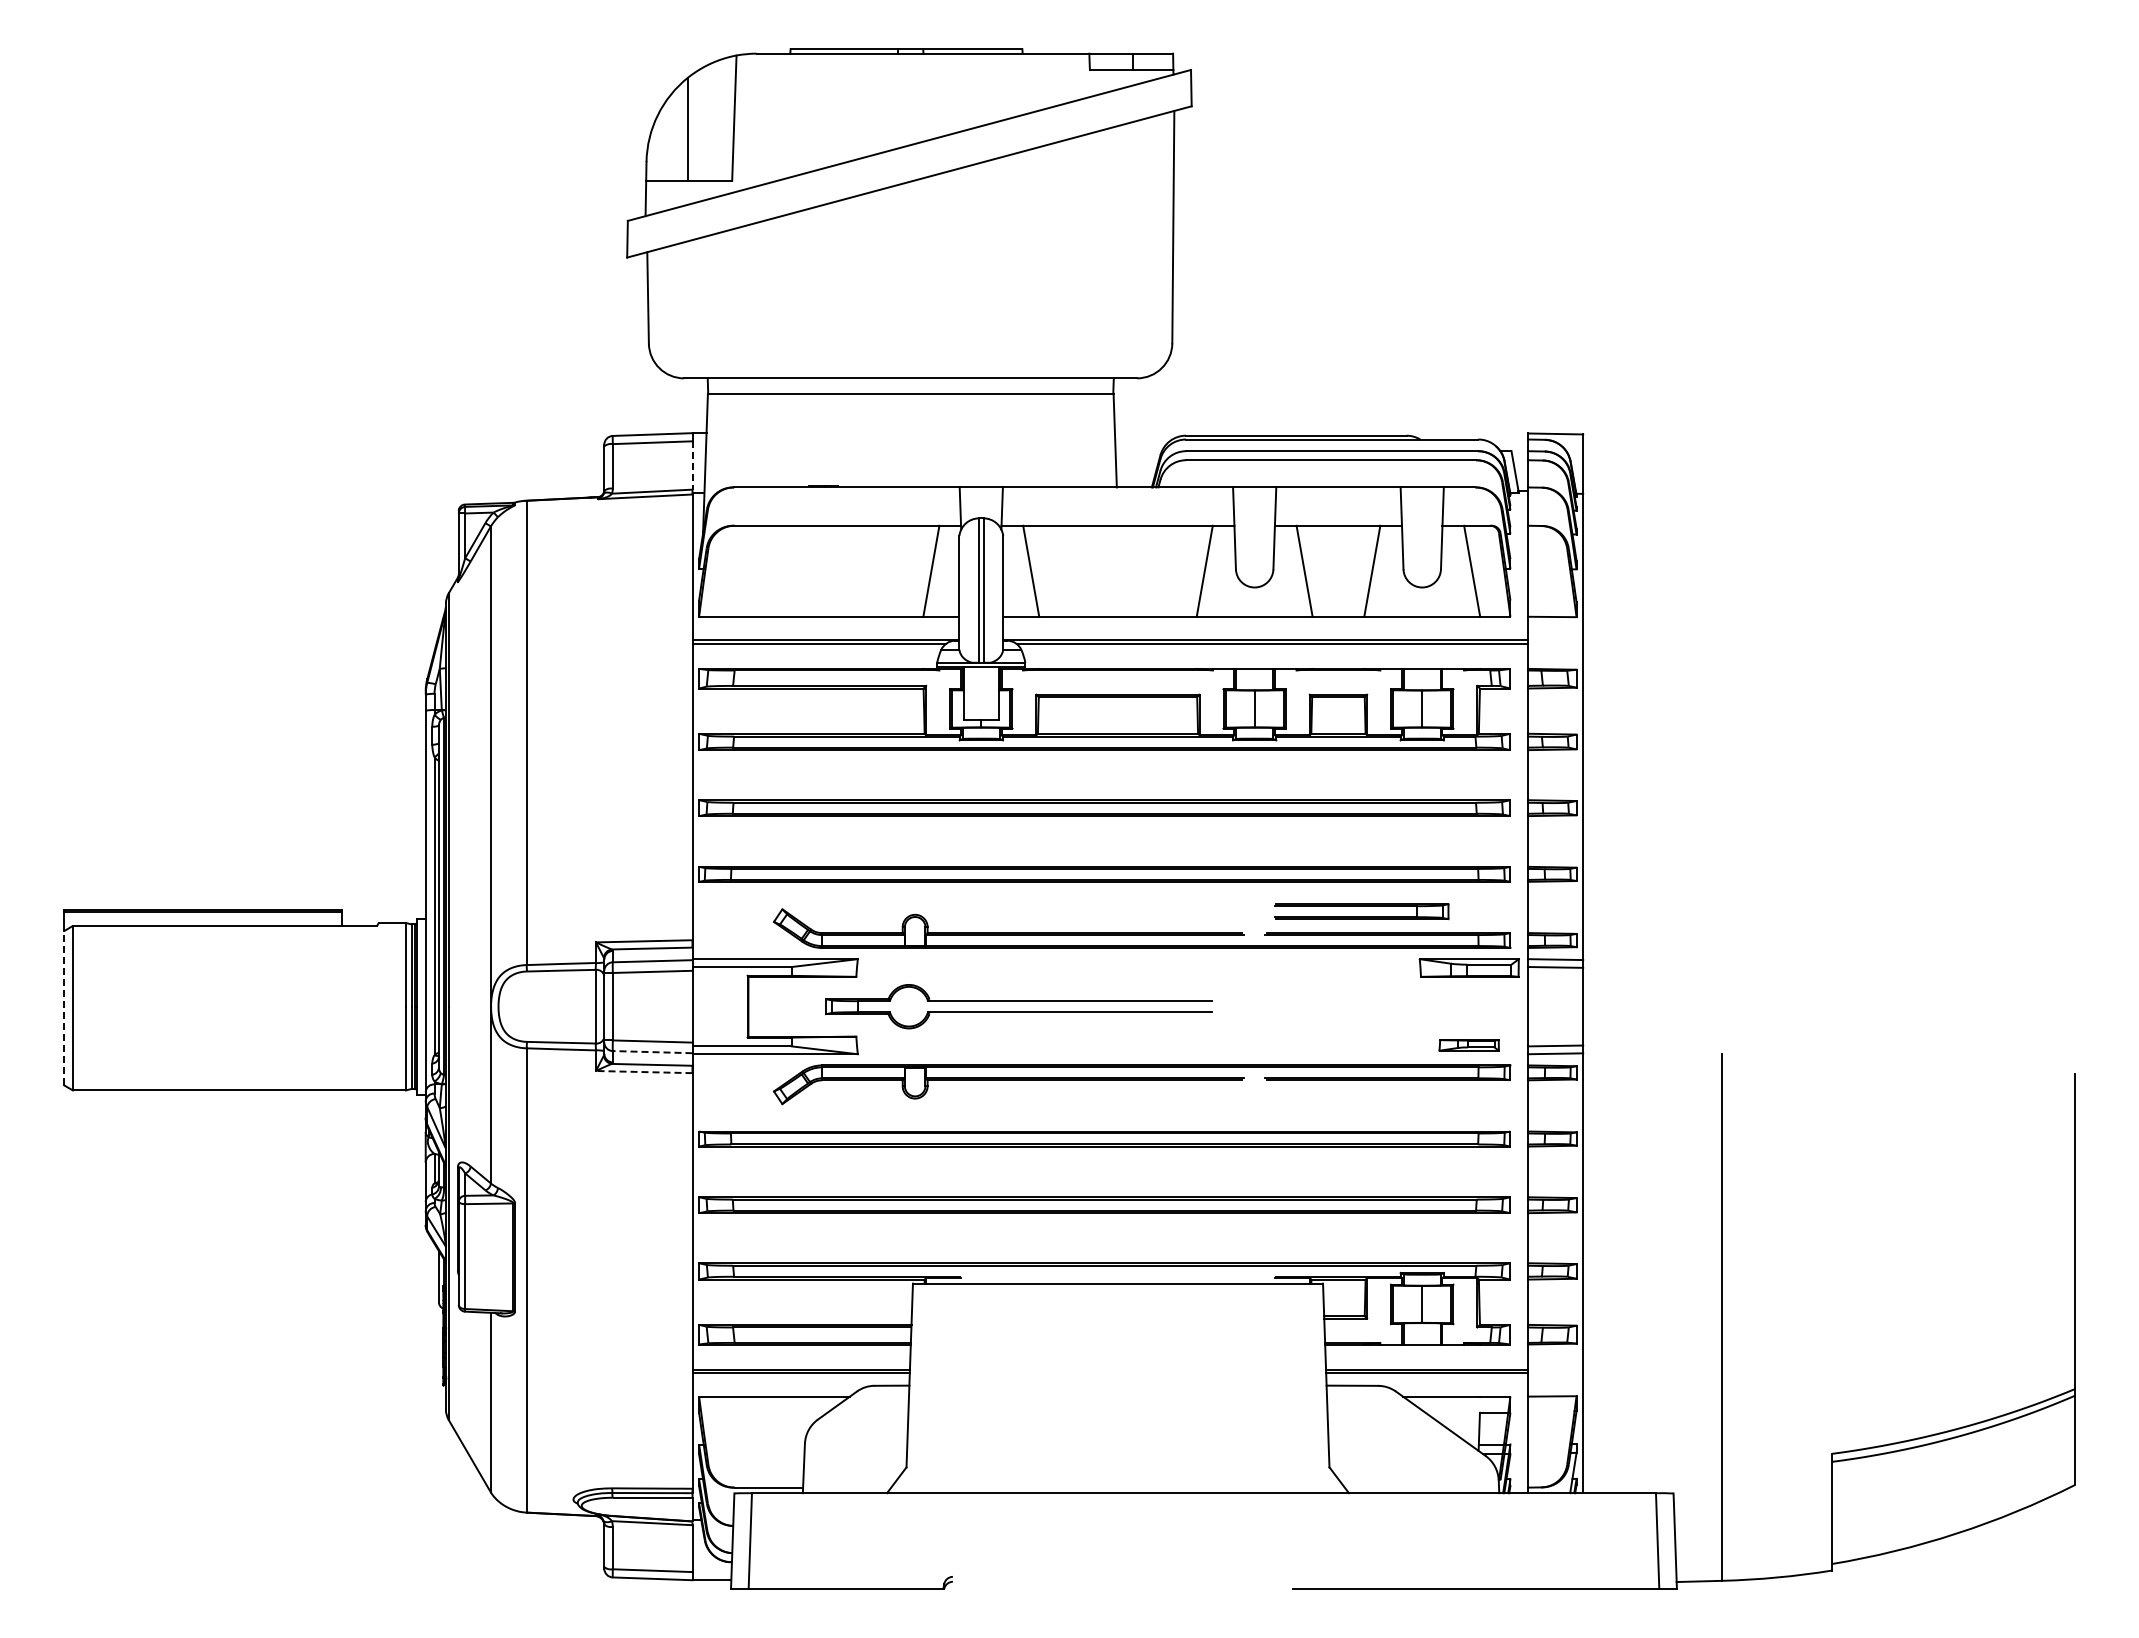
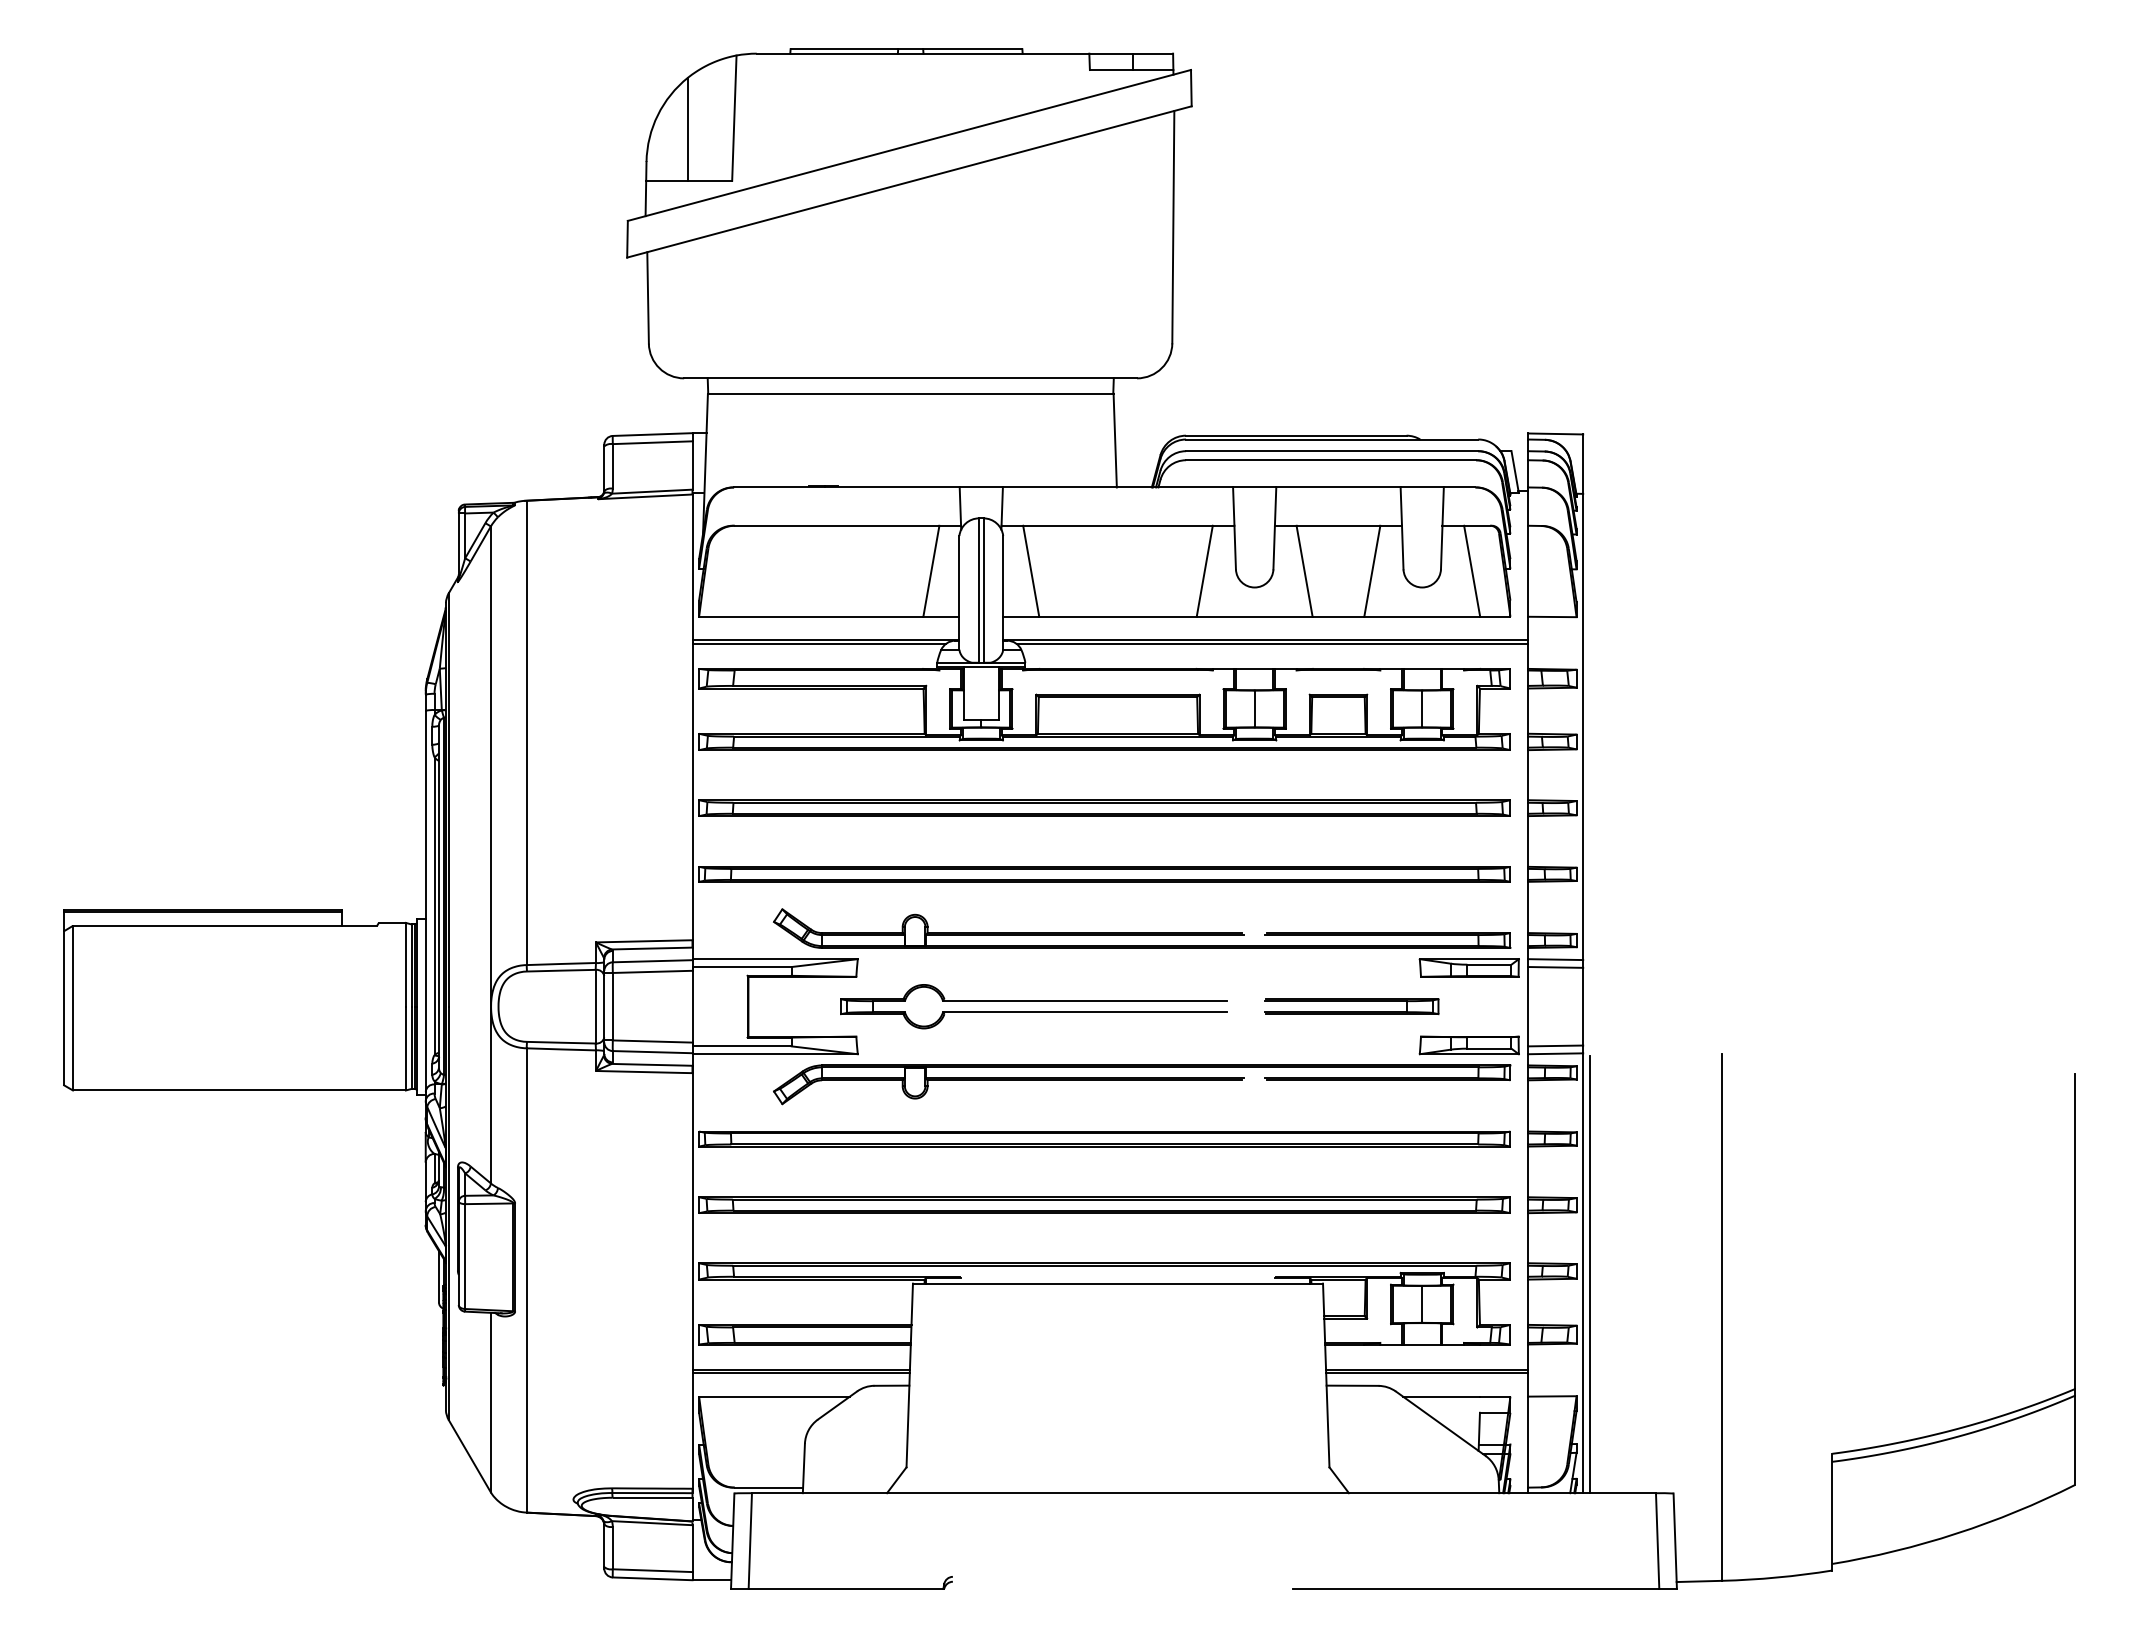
line: dashed -> solid (692, 465)
part position: (1361, 911) -> (1351, 1006) (1351, 1006)
part position: (1018, 1006) -> (1033, 1006) (1033, 1006)
line: dashed -> solid (64, 1007)
part size: 62x13 px -> 102x21 px (1468, 1045)
line: dashed -> solid (652, 1052)
line: dashed -> solid (645, 1072)
line: none -> present (1589, 1274)
